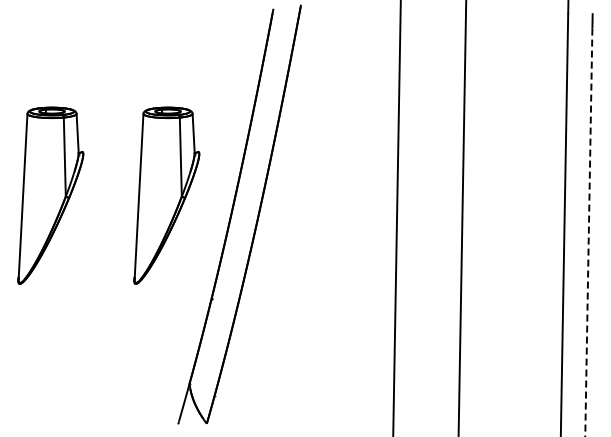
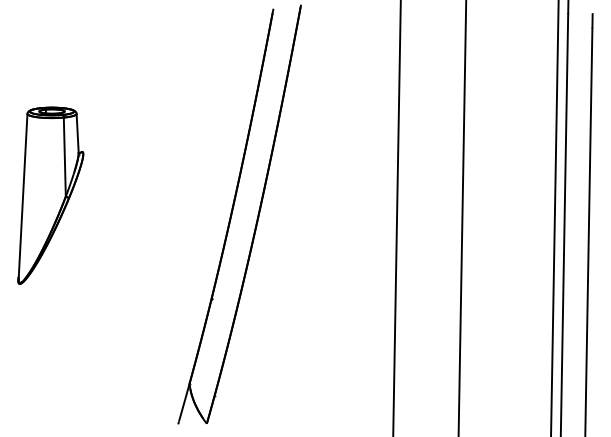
part: present -> none (166, 195)
line: none -> present (554, 217)
line: dashed -> solid (588, 233)
